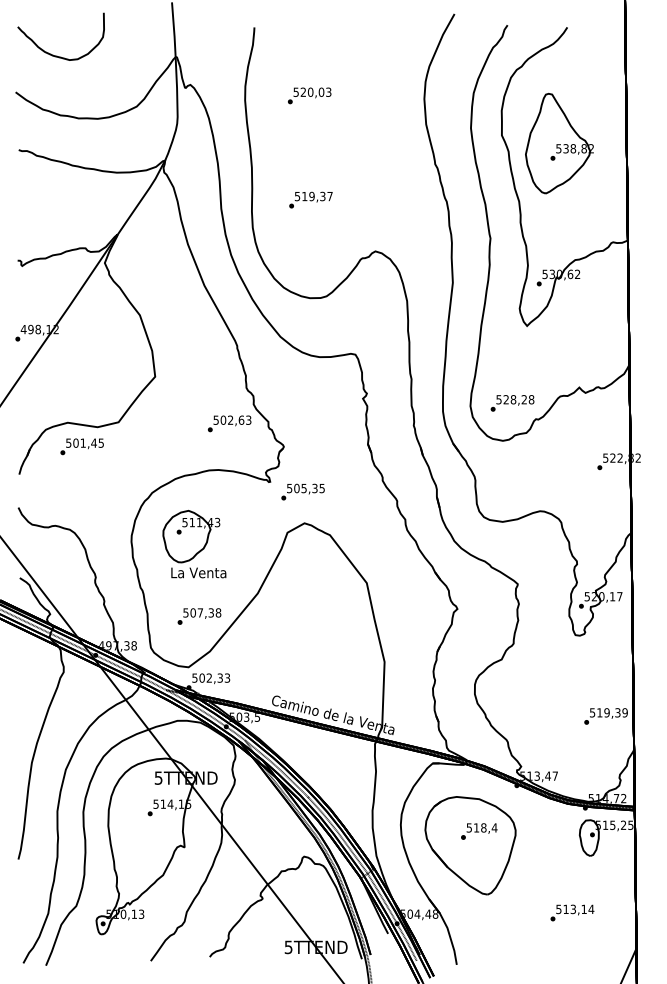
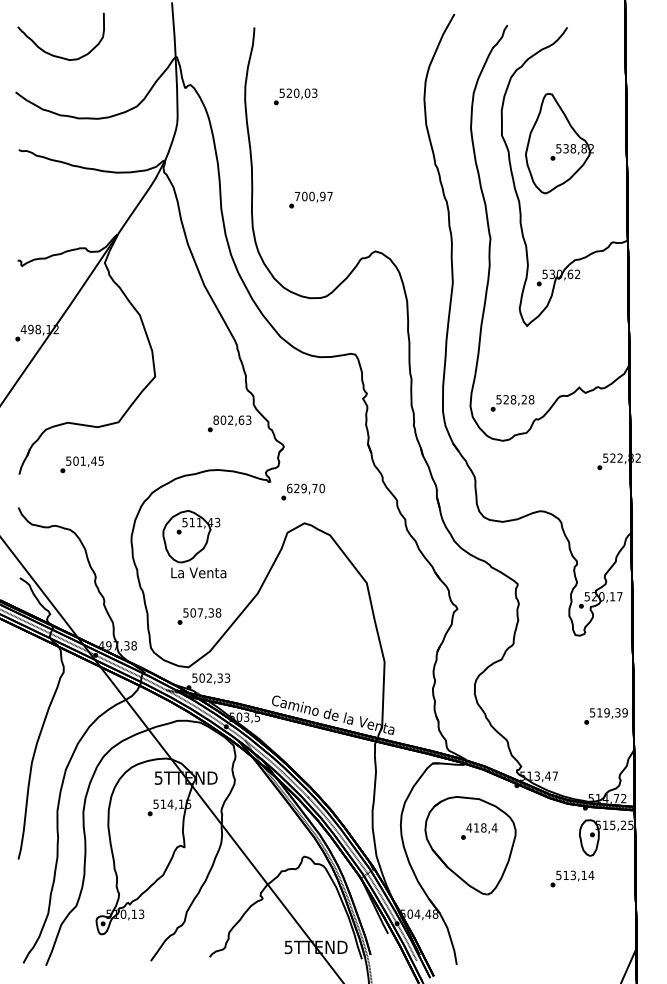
text position: (309, 95) -> (295, 96) (295, 96)
text: 519,37 -> 700,97 (309, 196)
text: 502,63 -> 802,63 (215, 419)
text position: (81, 446) -> (81, 464) (81, 464)
text: 505,35 -> 629,70 (305, 488)
text: 518,4 -> 418,4 (469, 827)
text position: (572, 912) -> (572, 878) (572, 878)
